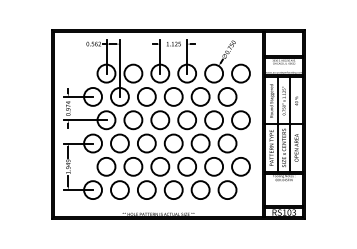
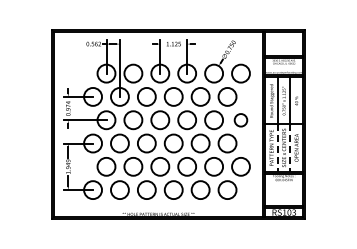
circle size: 20x21 px -> 16x15 px (240, 120)
line: solid -> dashed (277, 148)
line: solid -> dashed (290, 148)
